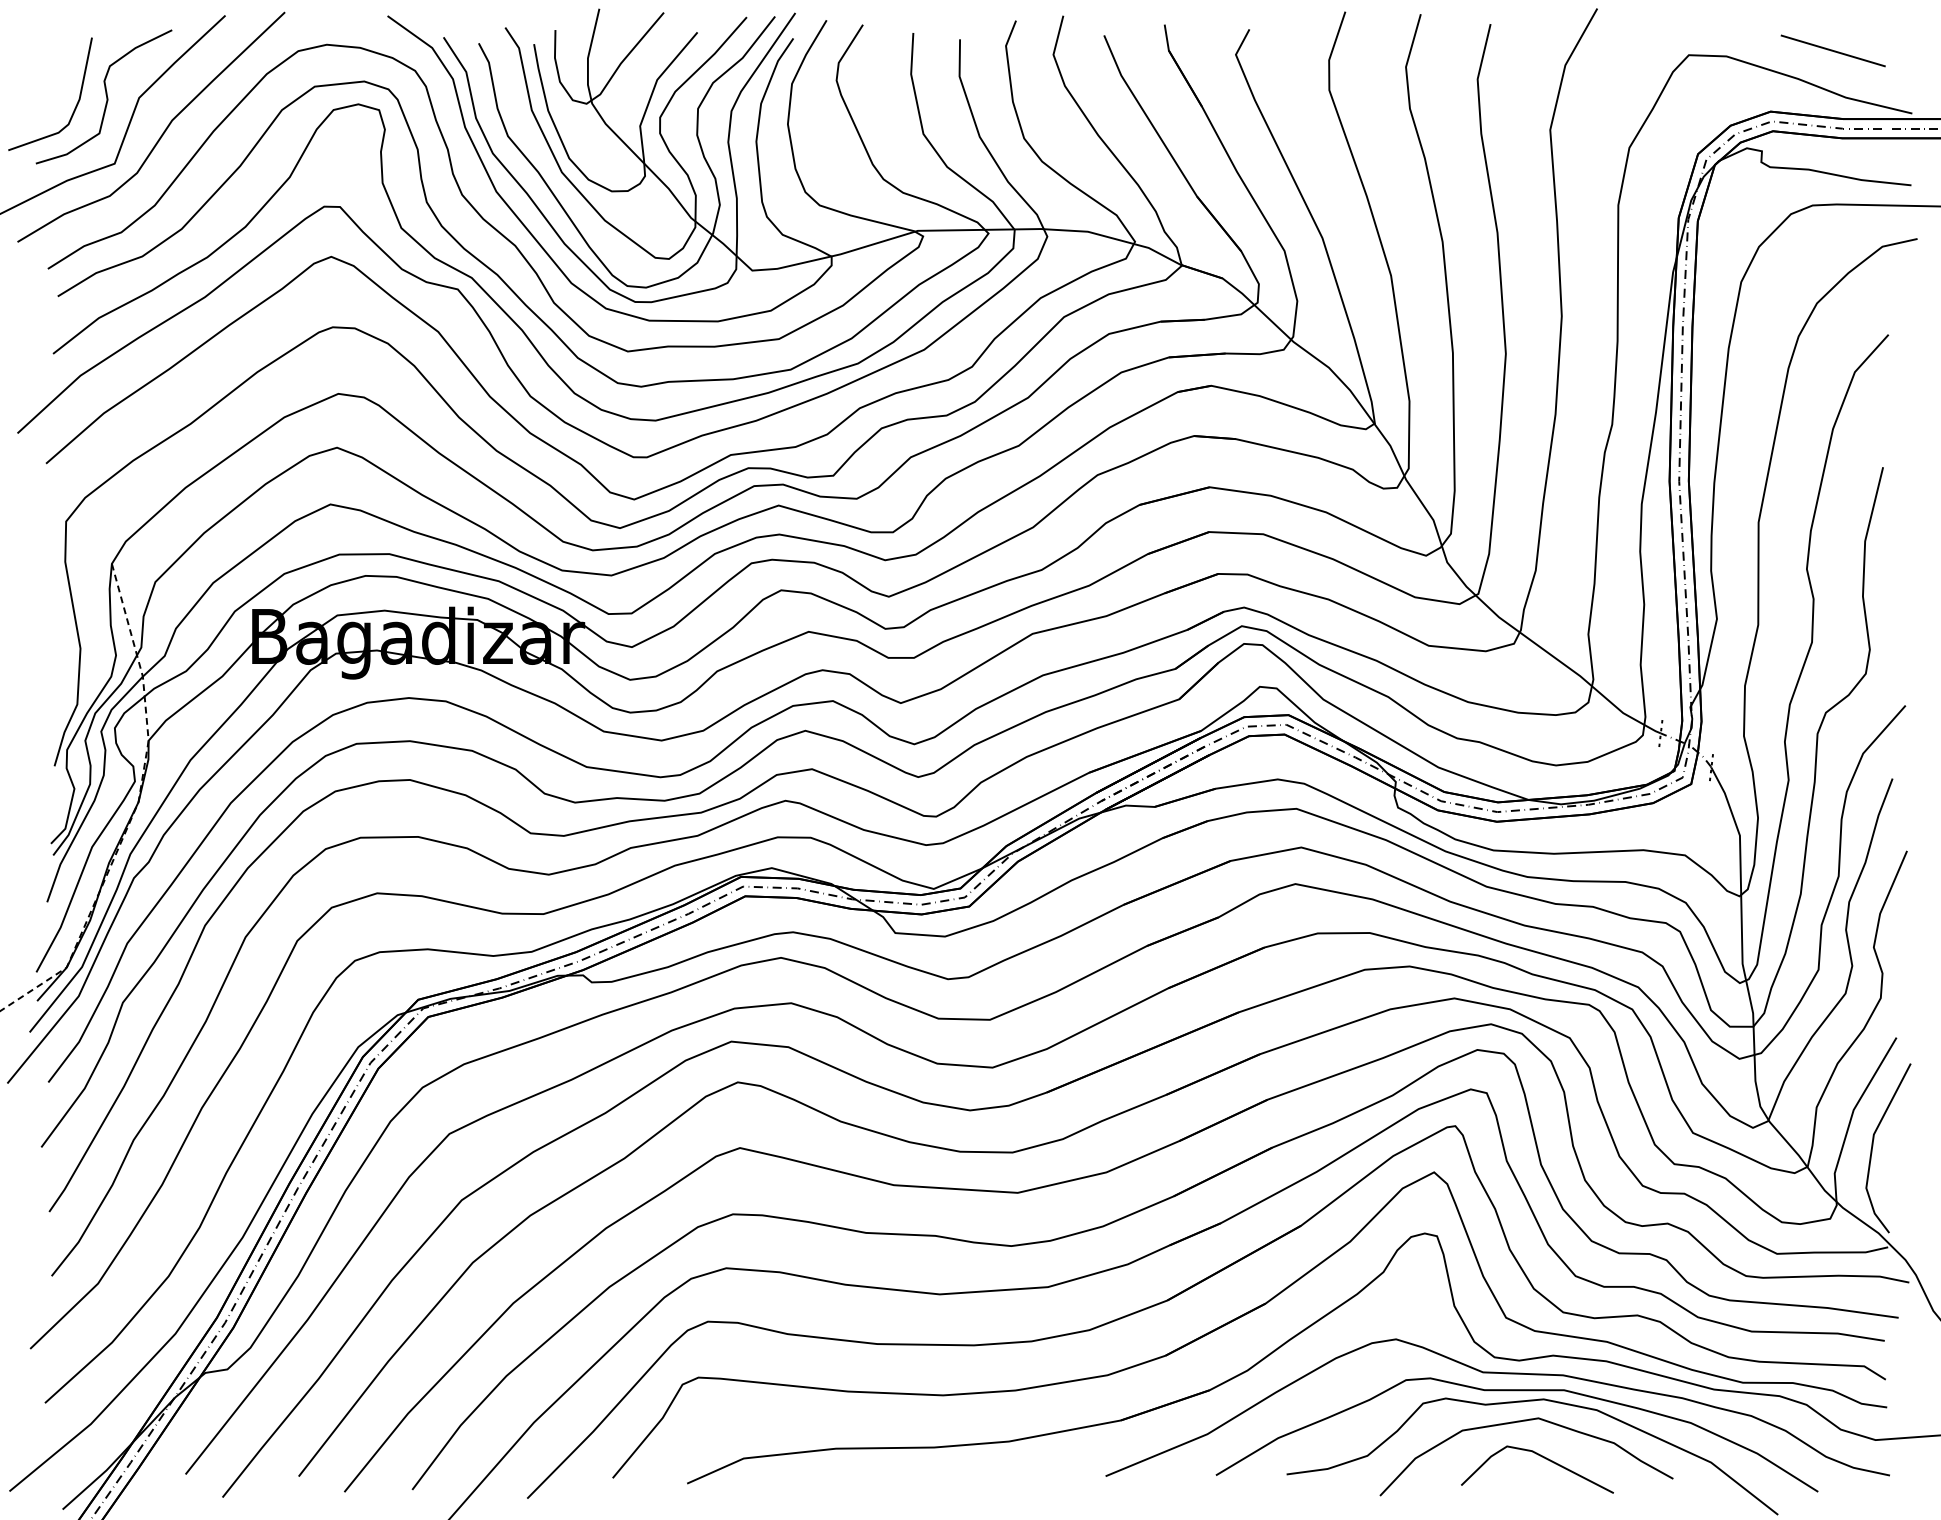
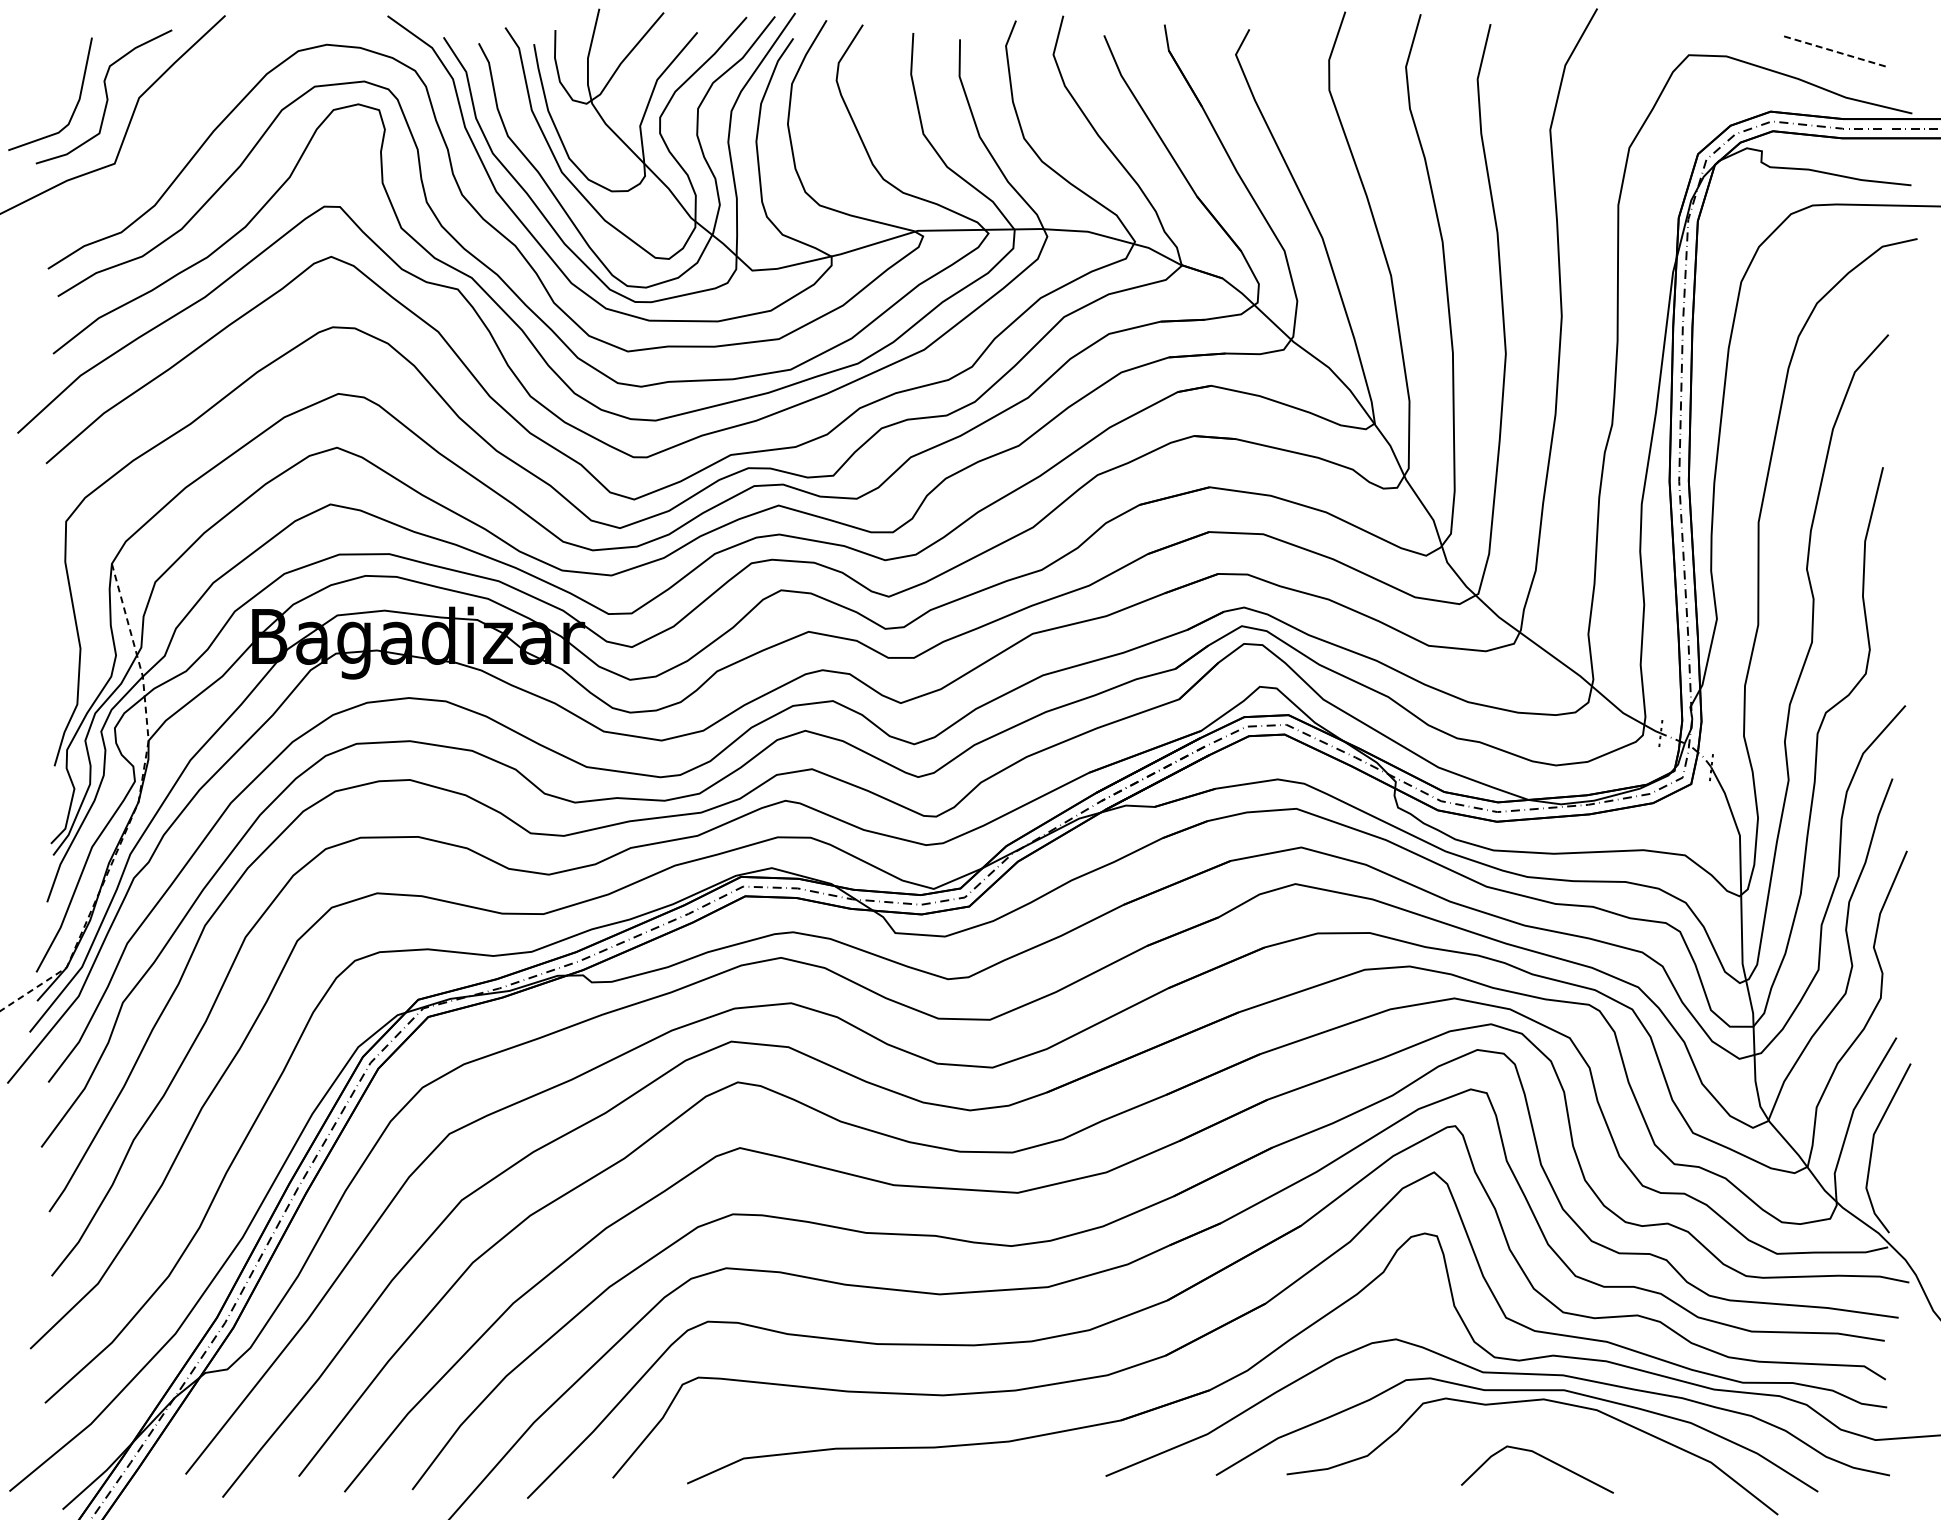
line: solid -> dashed (1833, 50)
curve: present -> none (161, 134)
curve: present -> none (1520, 1422)
